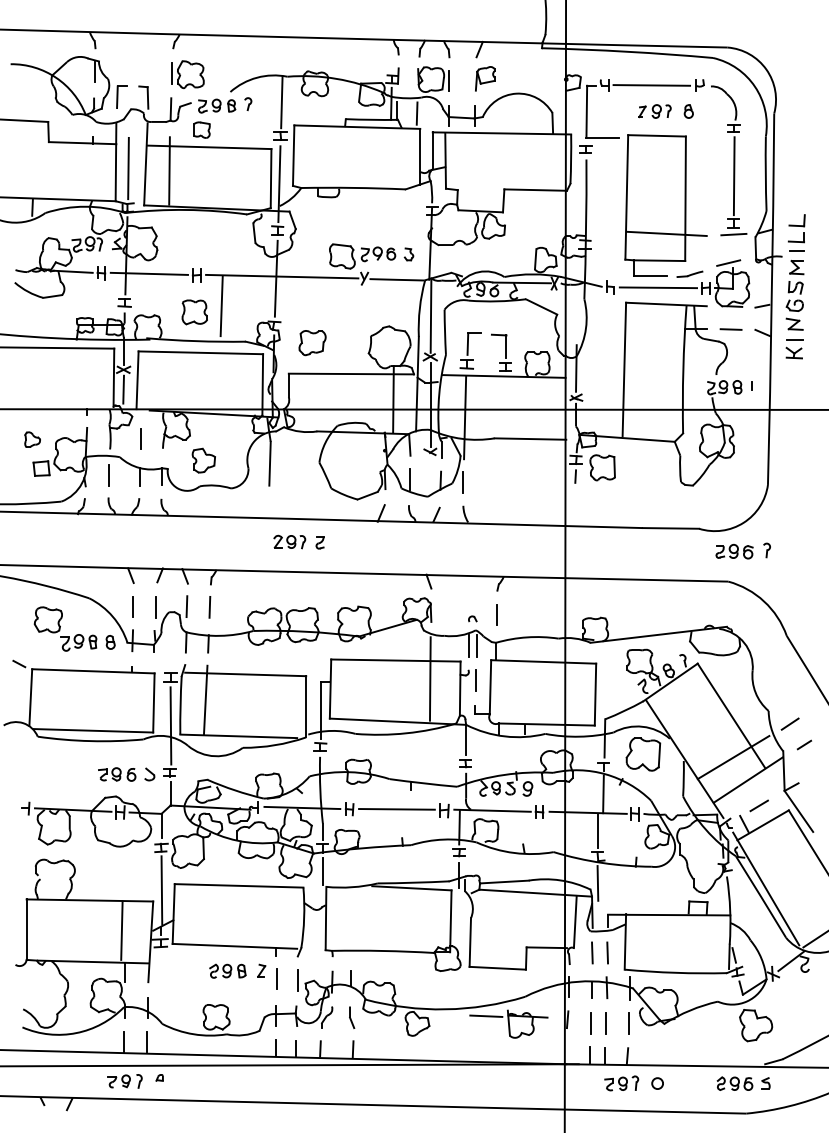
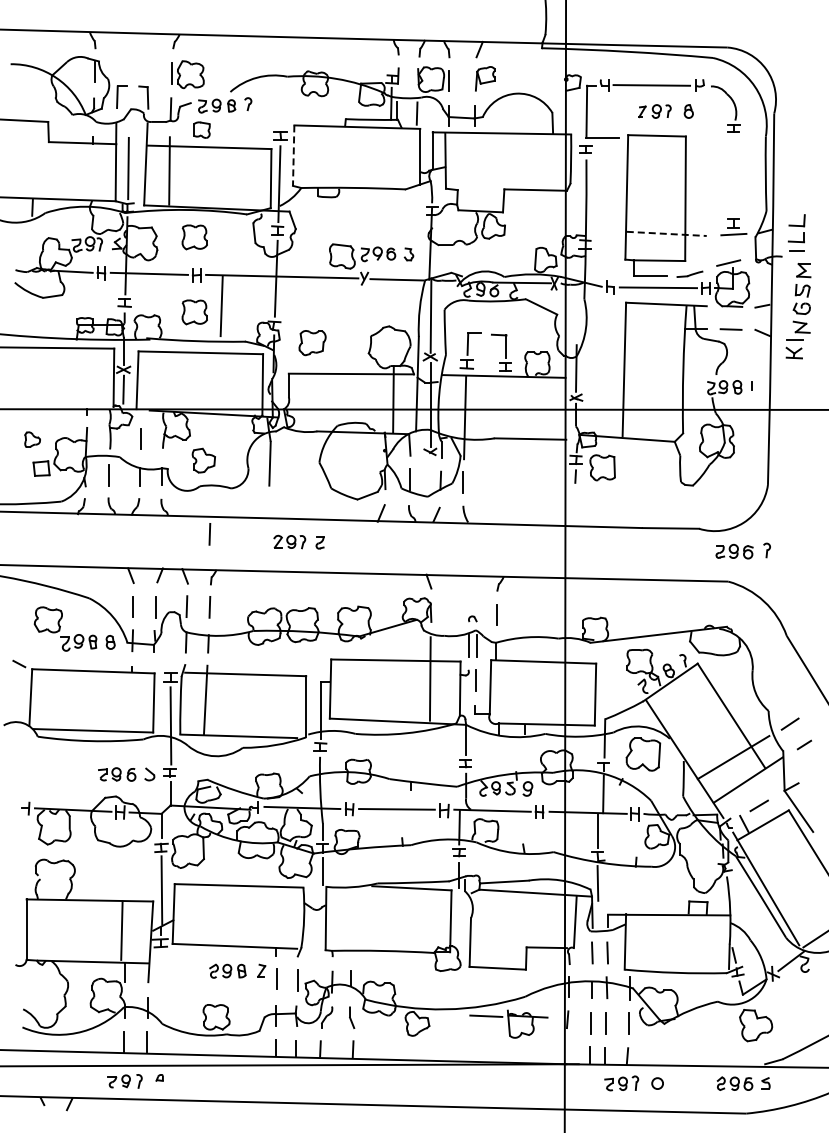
line: present -> none (281, 102)
line: solid -> dashed (293, 156)
line: present -> none (733, 176)
line: solid -> dashed (667, 233)
part: none -> present (194, 237)
part position: (794, 295) -> (801, 298) (801, 298)
line: none -> present (209, 534)
